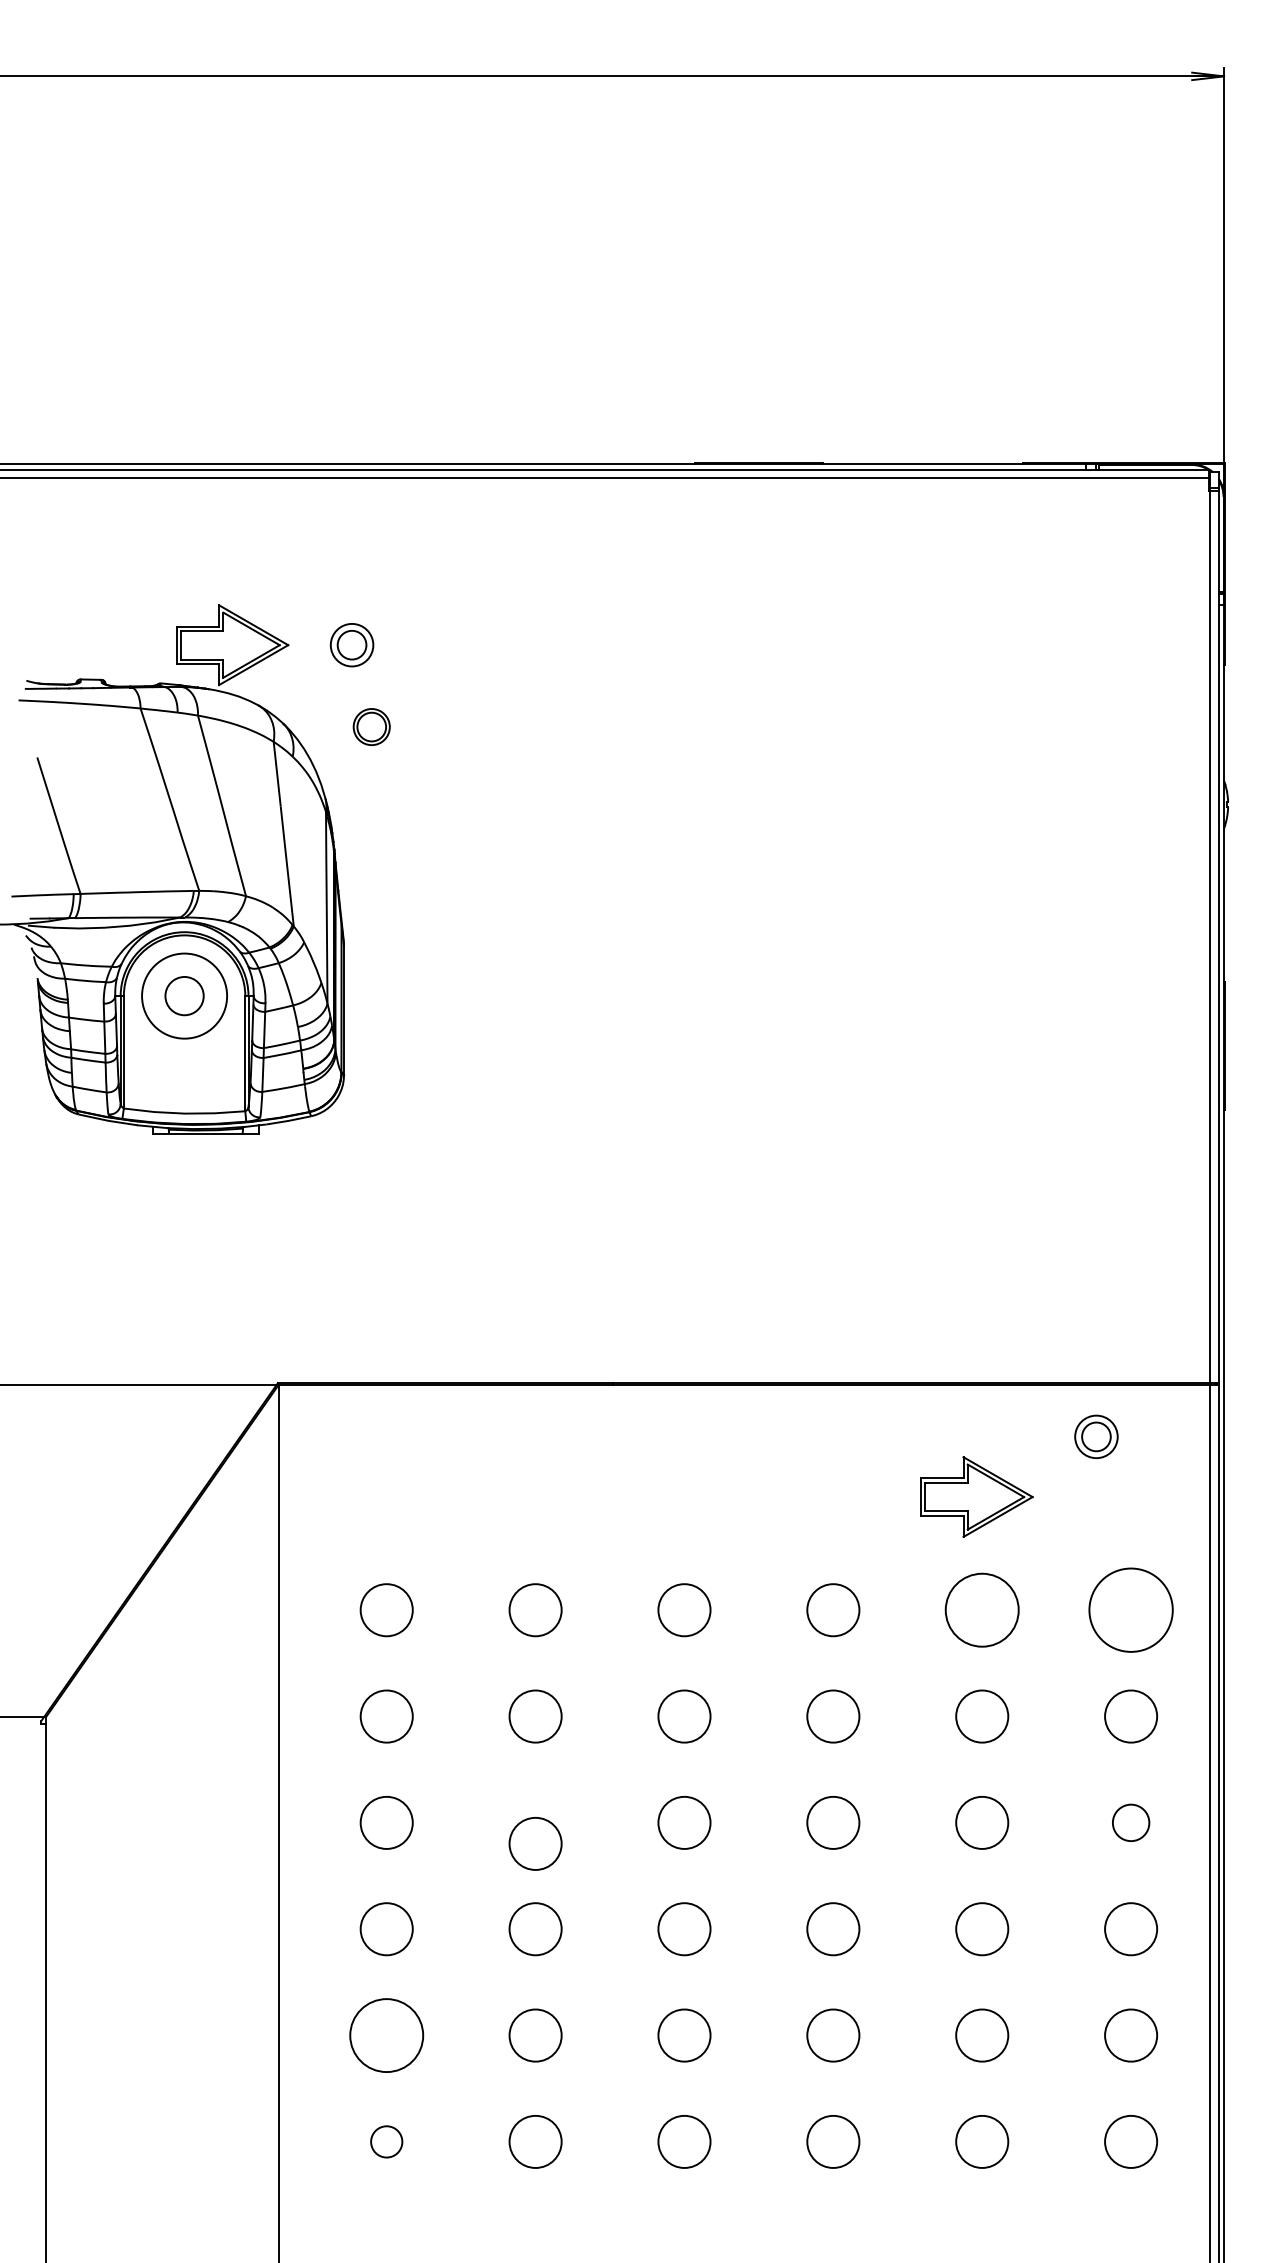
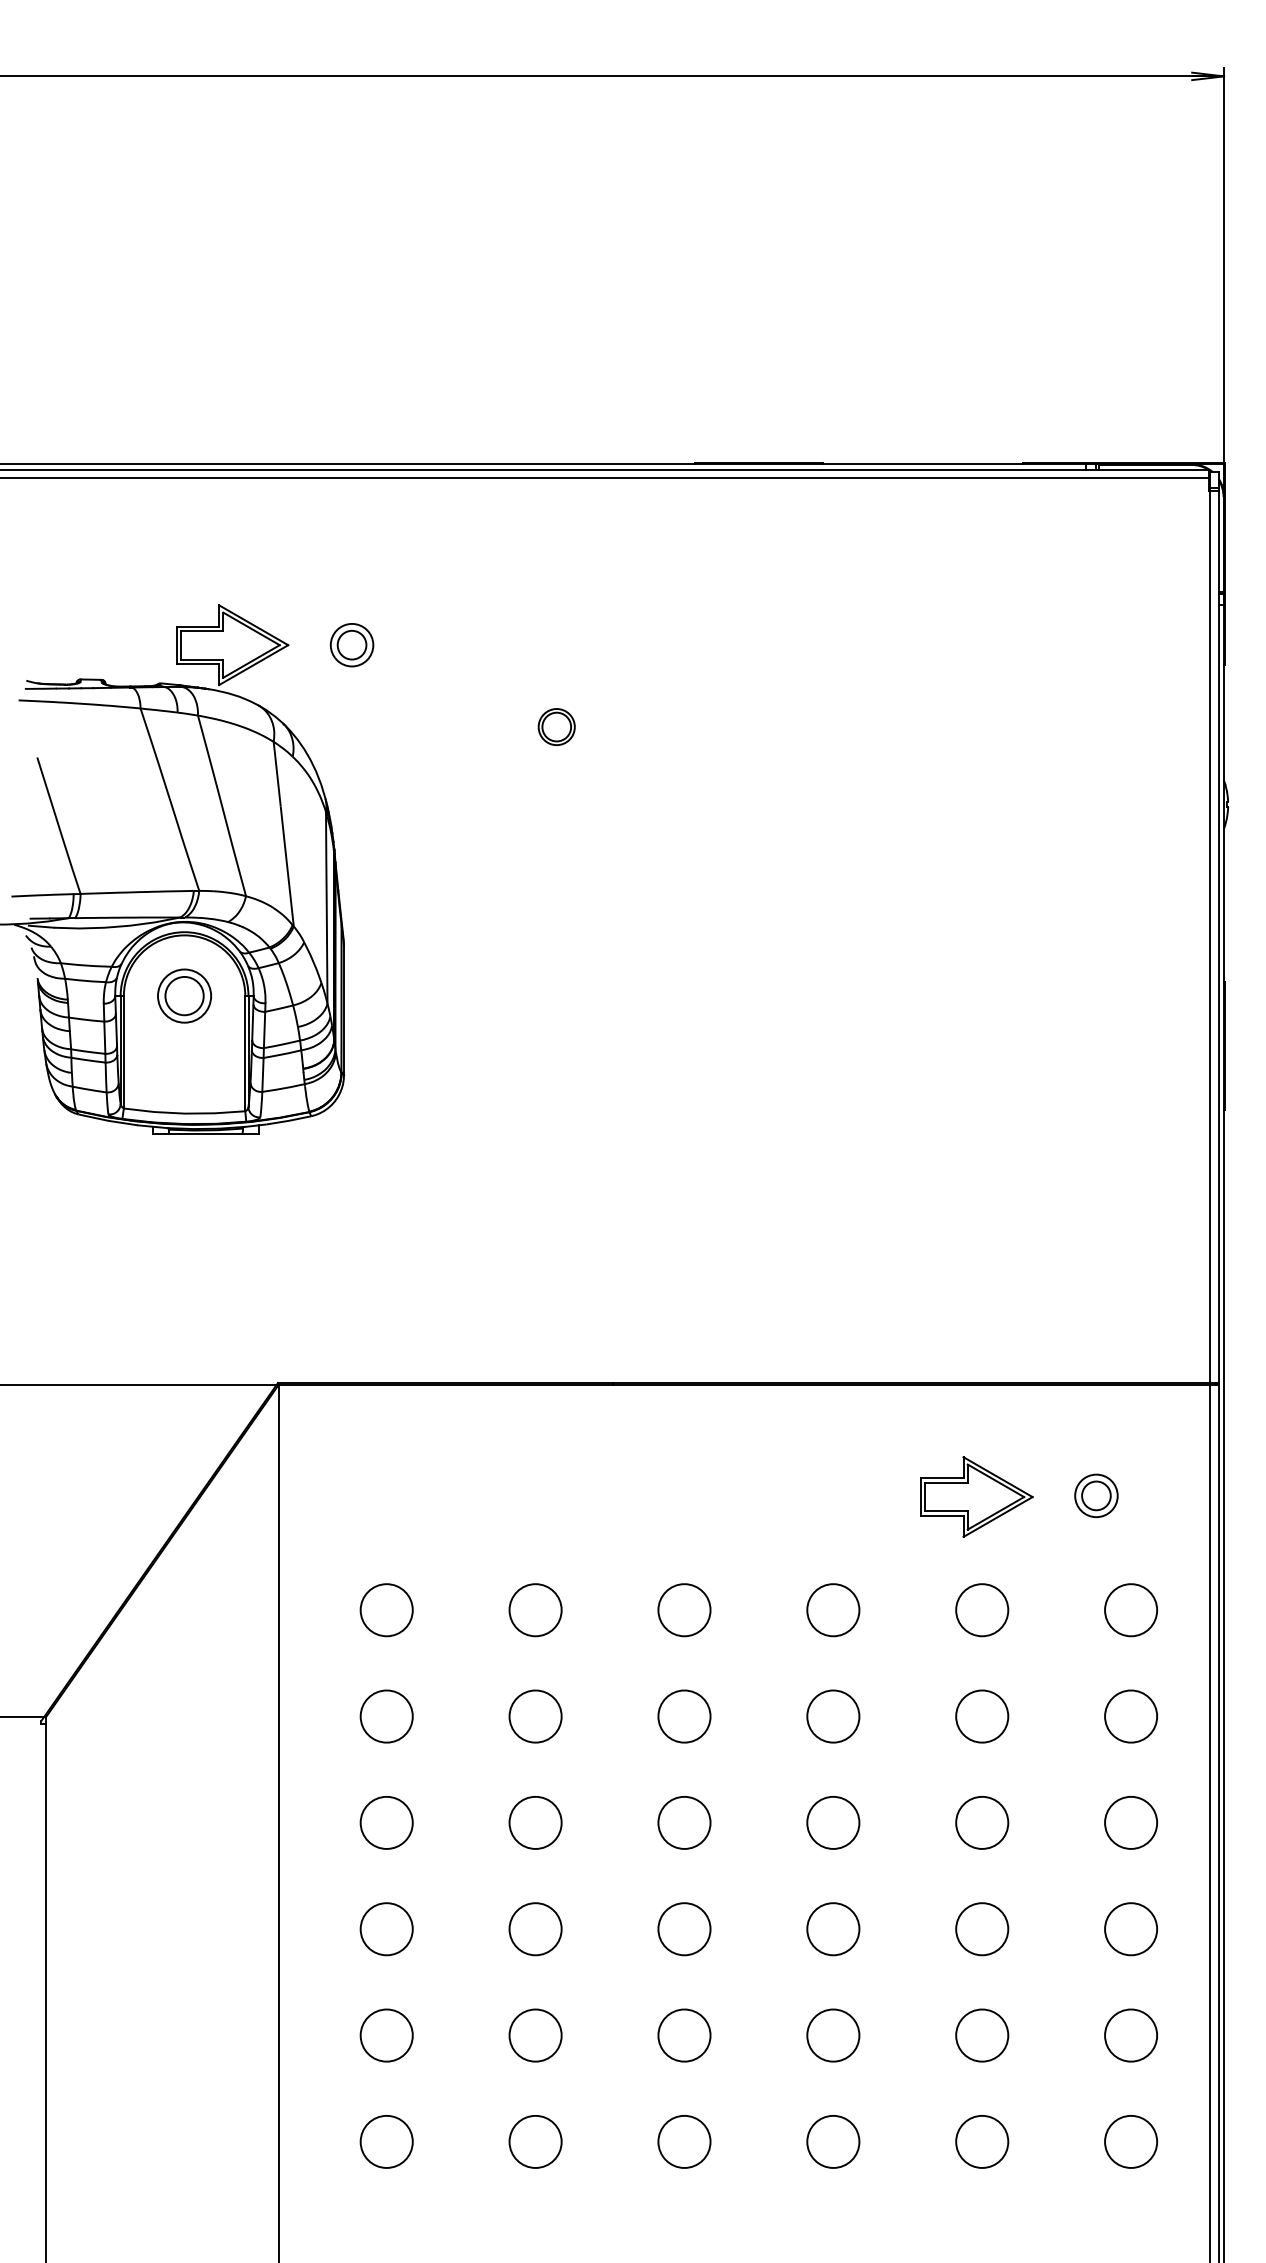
part position: (371, 726) -> (556, 726) (556, 726)
circle diameter: 85 px -> 53 px (184, 995)
part position: (1096, 1436) -> (1096, 1495) (1096, 1495)
circle diameter: 73 px -> 52 px (982, 1610)
circle diameter: 83 px -> 52 px (1131, 1610)
circle diameter: 36 px -> 52 px (1131, 1822)
circle position: (535, 1843) -> (535, 1822) (535, 1822)
circle diameter: 73 px -> 52 px (386, 2035)
circle diameter: 31 px -> 52 px (386, 2141)
